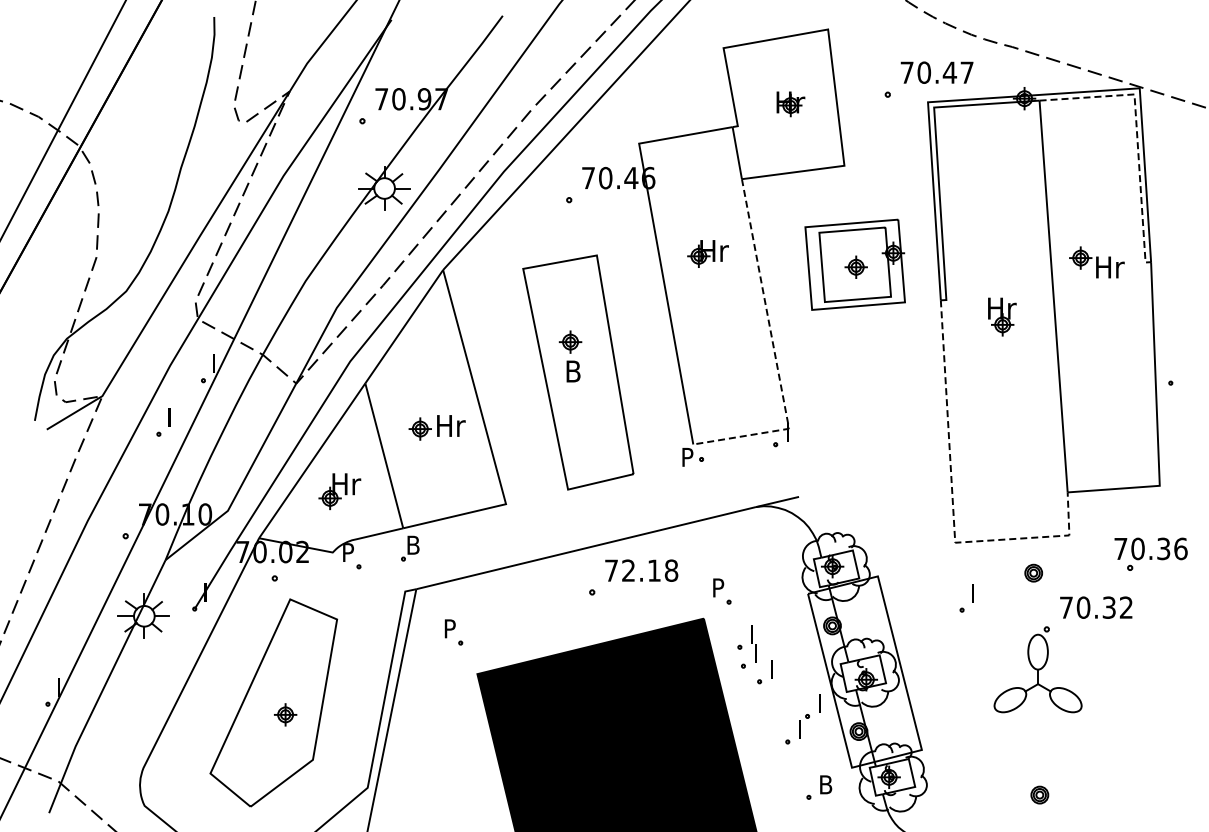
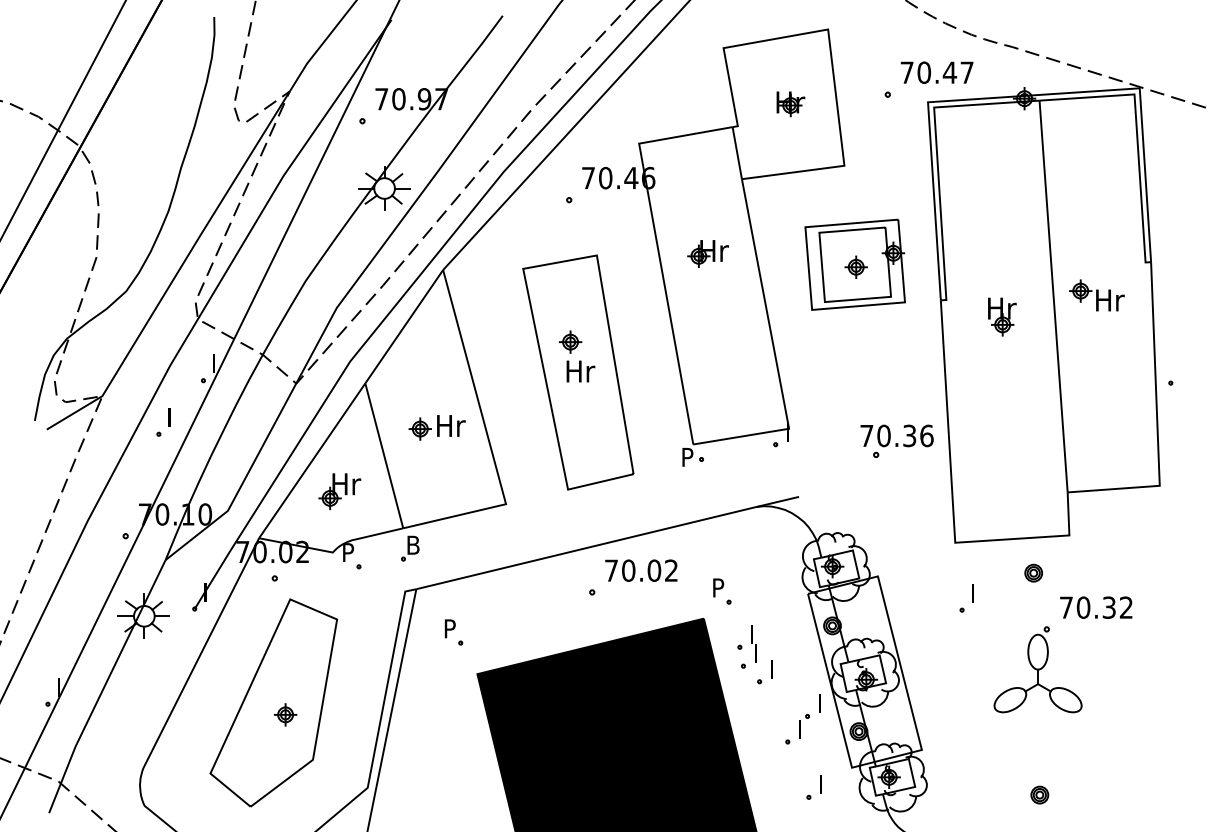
line: dashed -> solid (1137, 134)
part position: (1096, 262) -> (1096, 295) (1096, 295)
line: dashed -> solid (774, 353)
text: B -> Hr (582, 371)
line: dashed -> solid (952, 501)
part position: (1150, 553) -> (896, 440) (896, 440)
text: 72.18 -> 70.02 (650, 570)
text: B -> I (826, 784)
